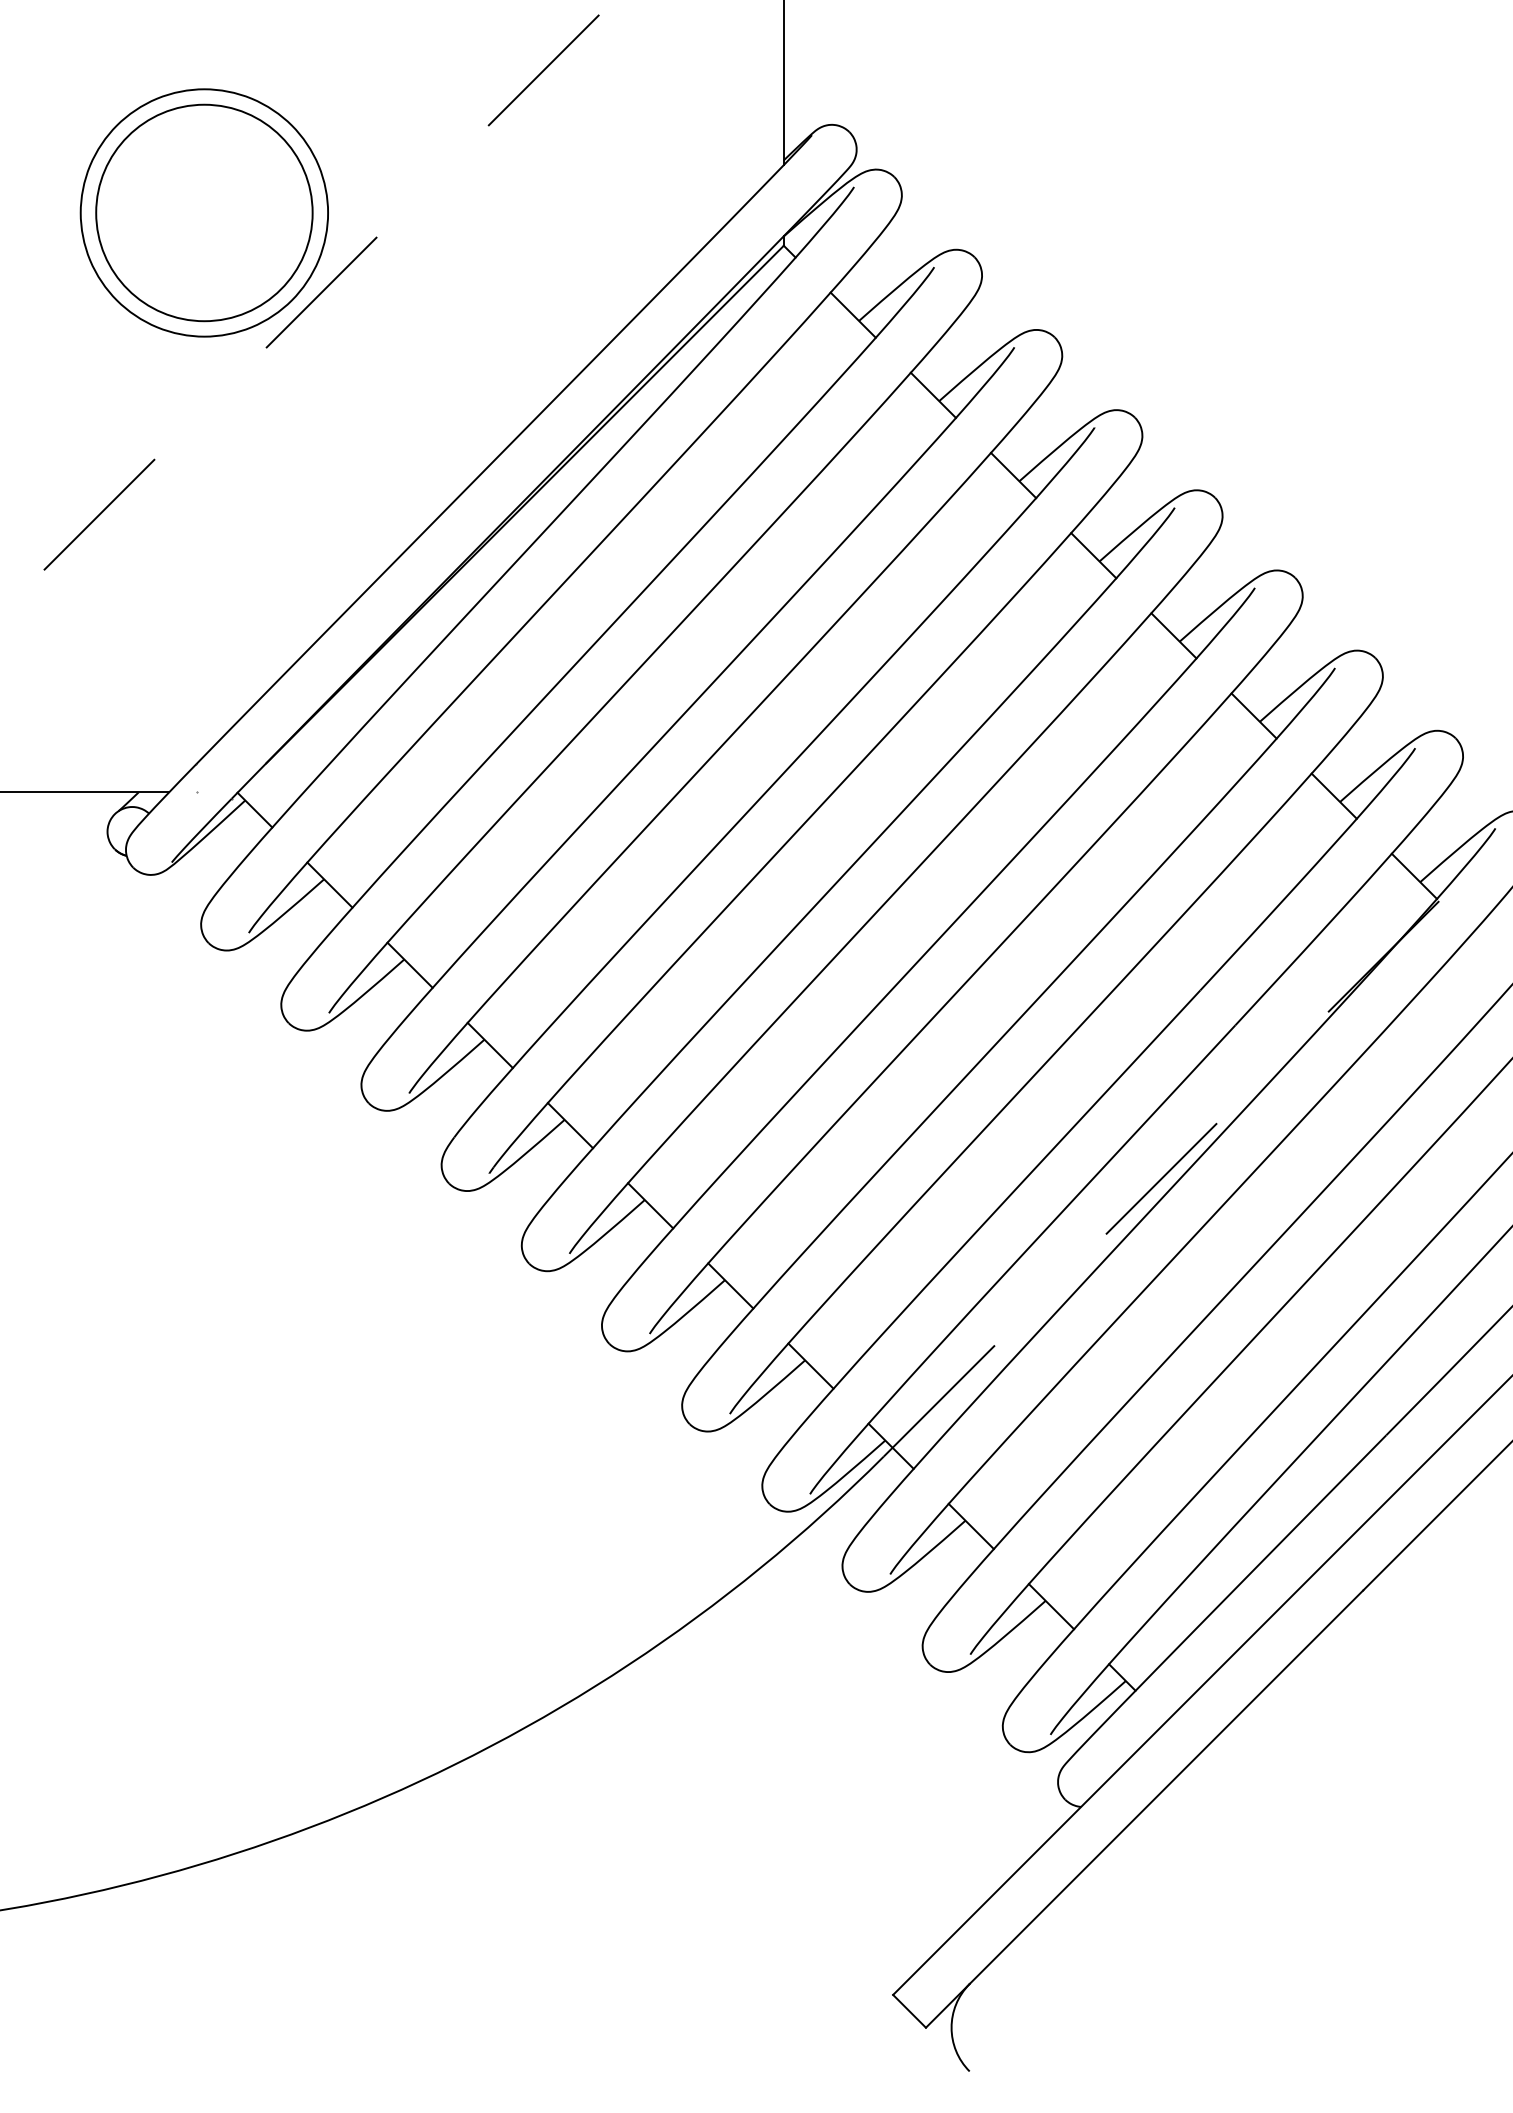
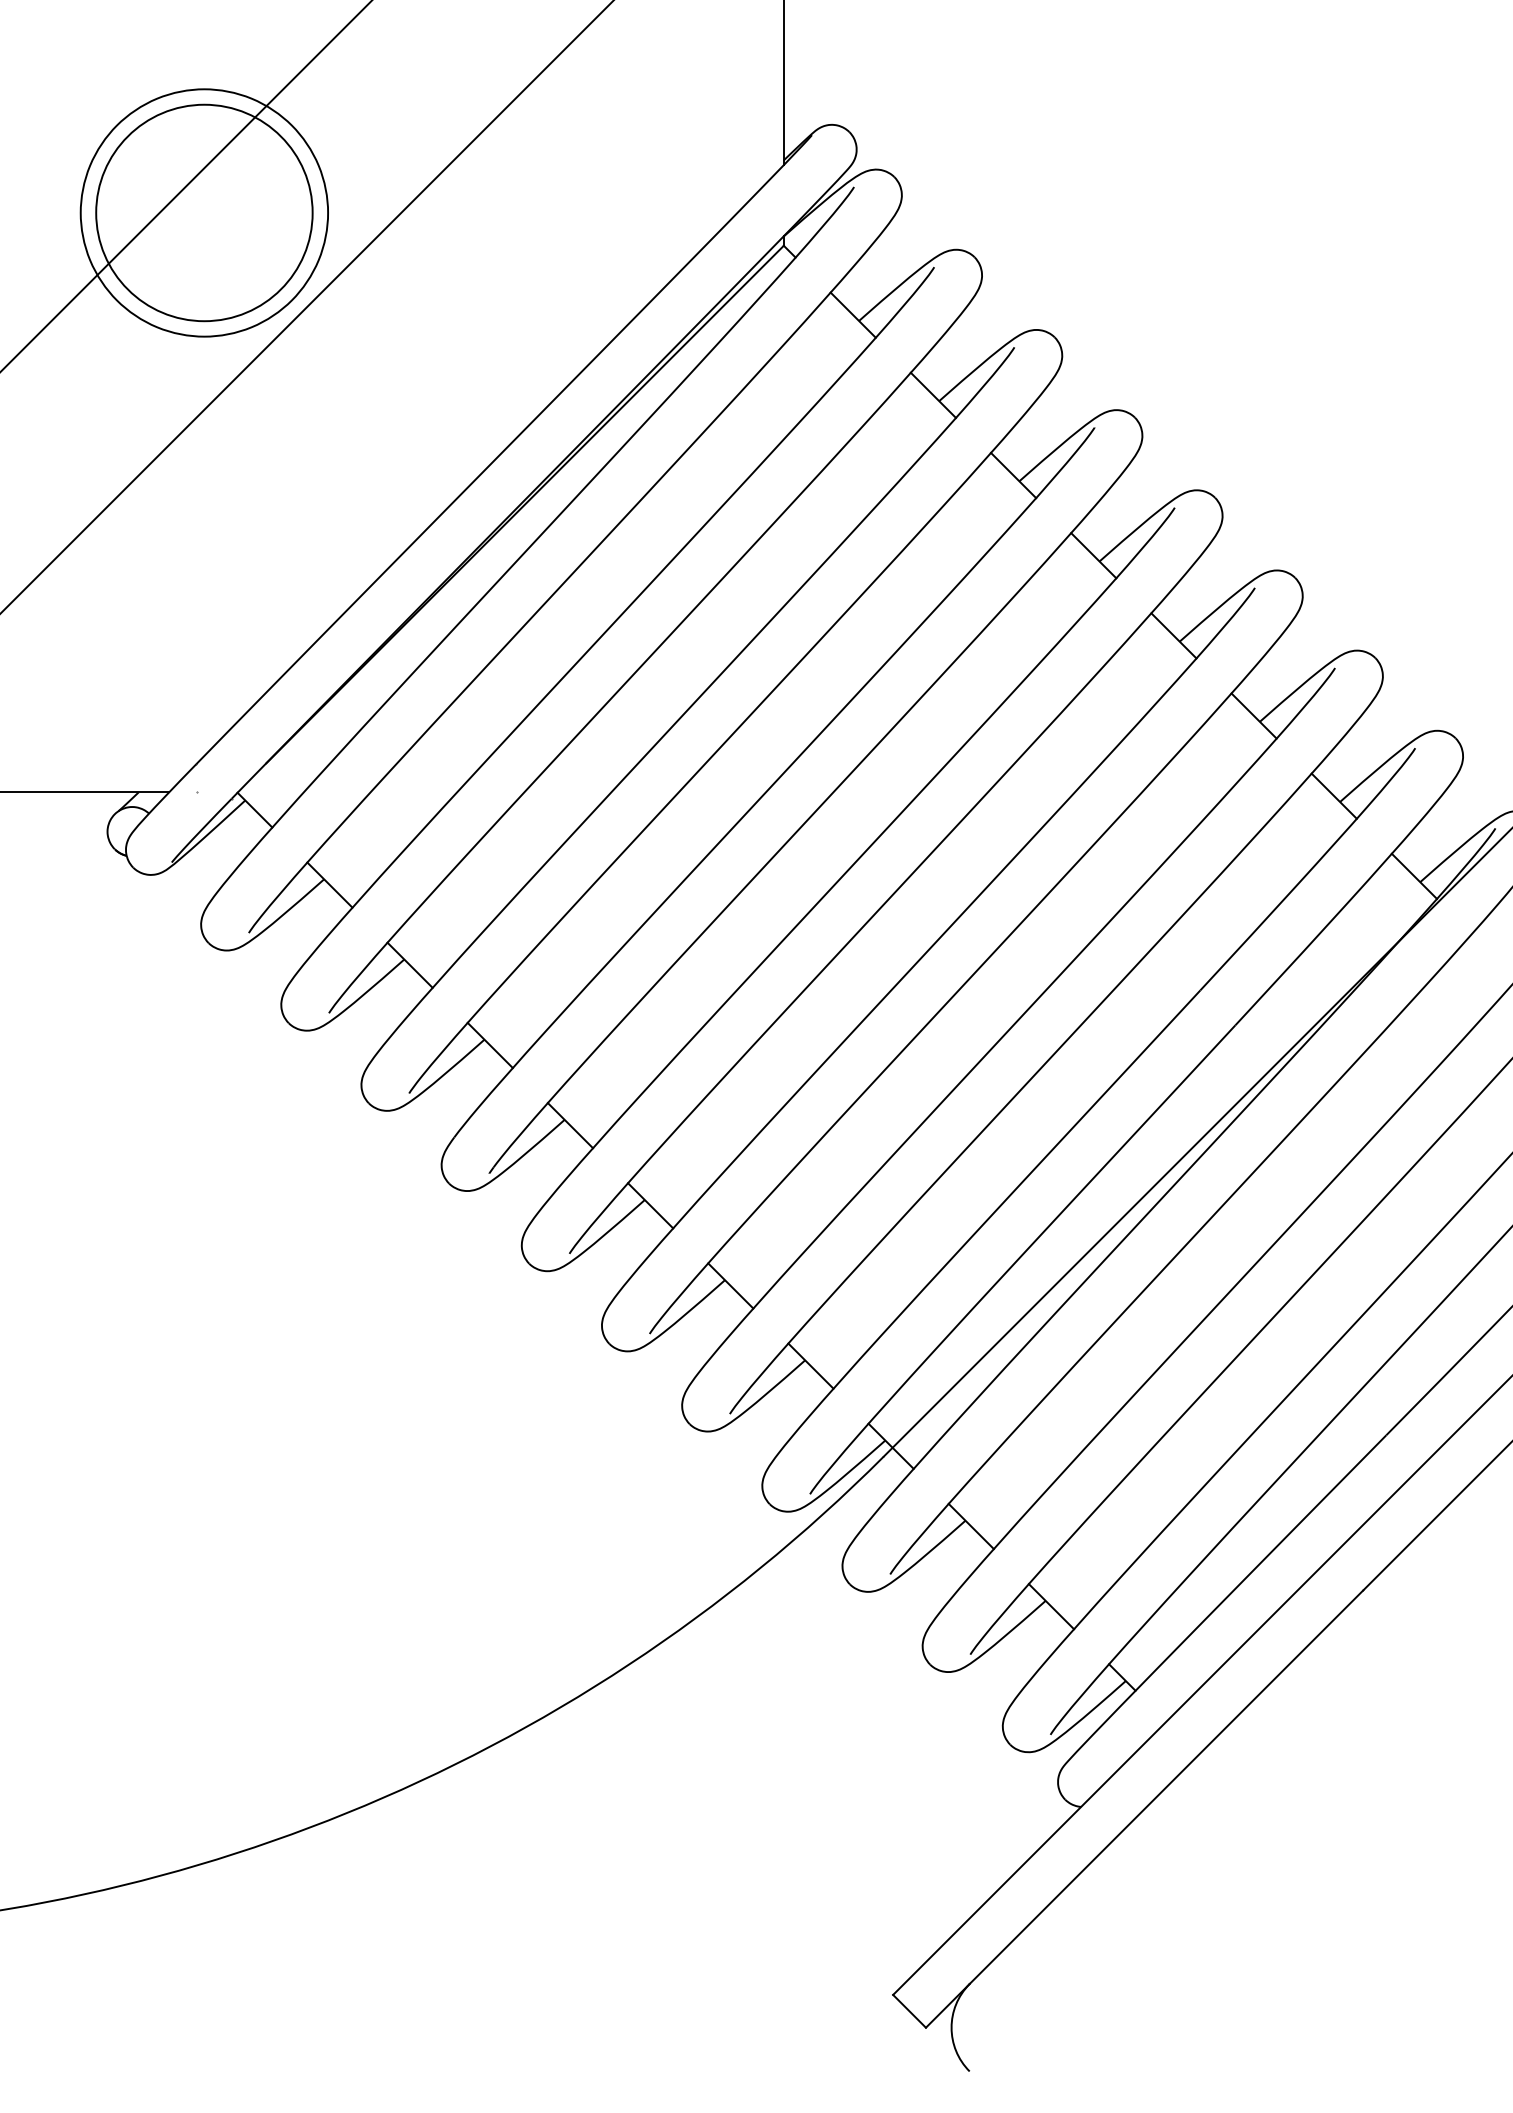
line: none -> present (186, 186)
line: dashed -> solid (307, 306)
line: dashed -> solid (1198, 1141)
